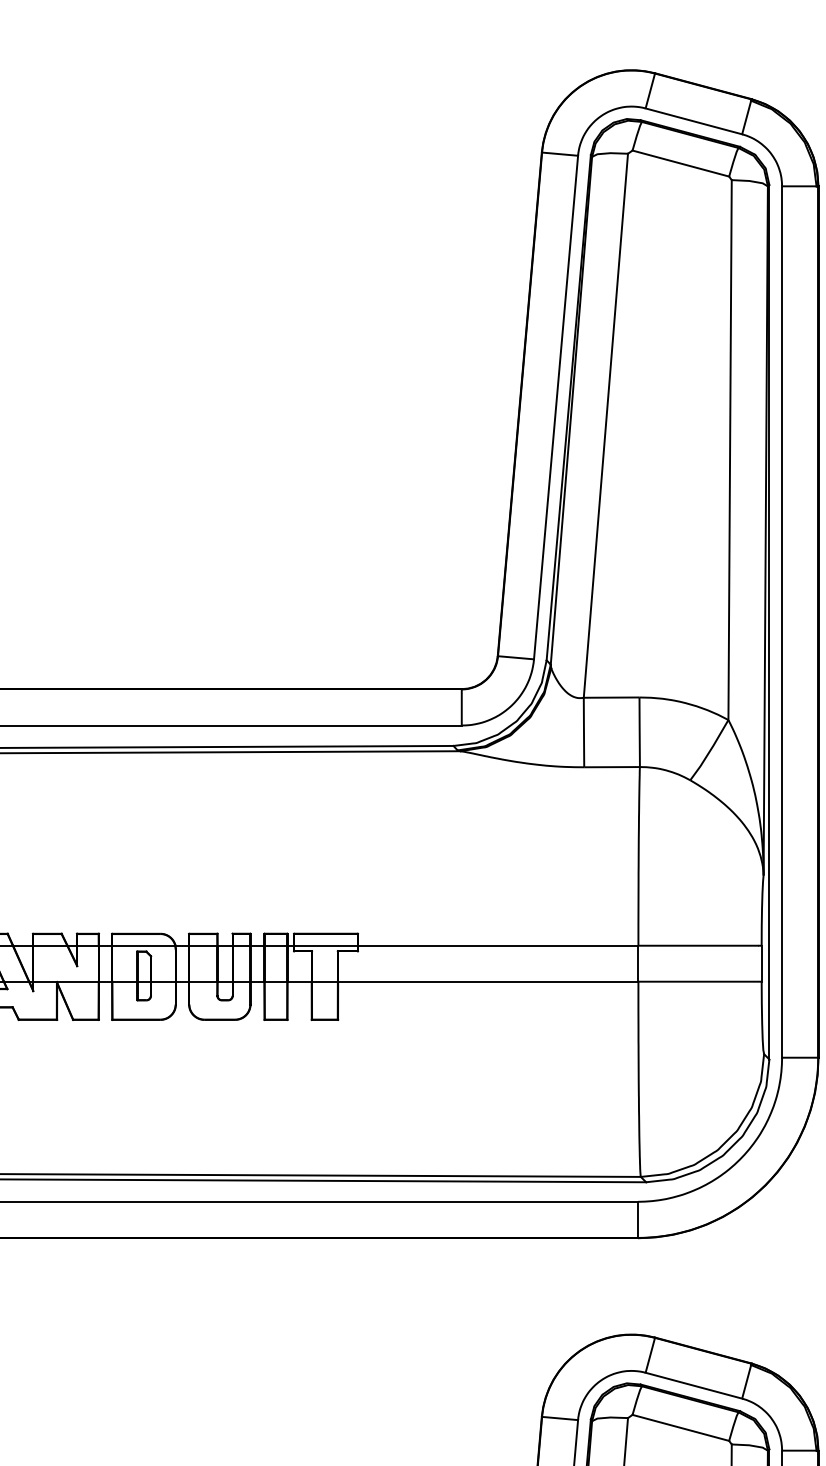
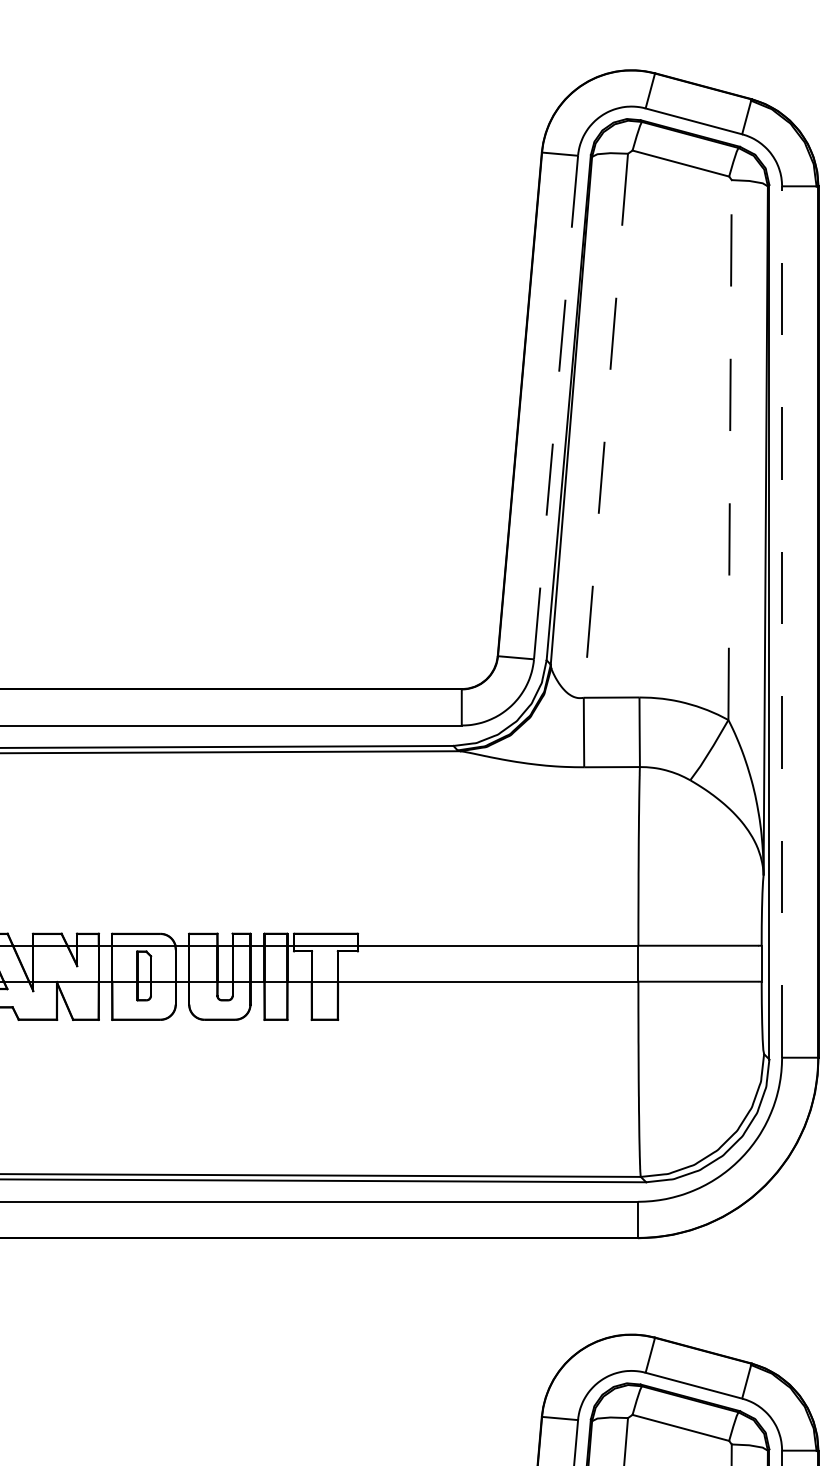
line: solid -> dashed (556, 407)
line: solid -> dashed (605, 425)
line: solid -> dashed (730, 450)
line: solid -> dashed (782, 622)
